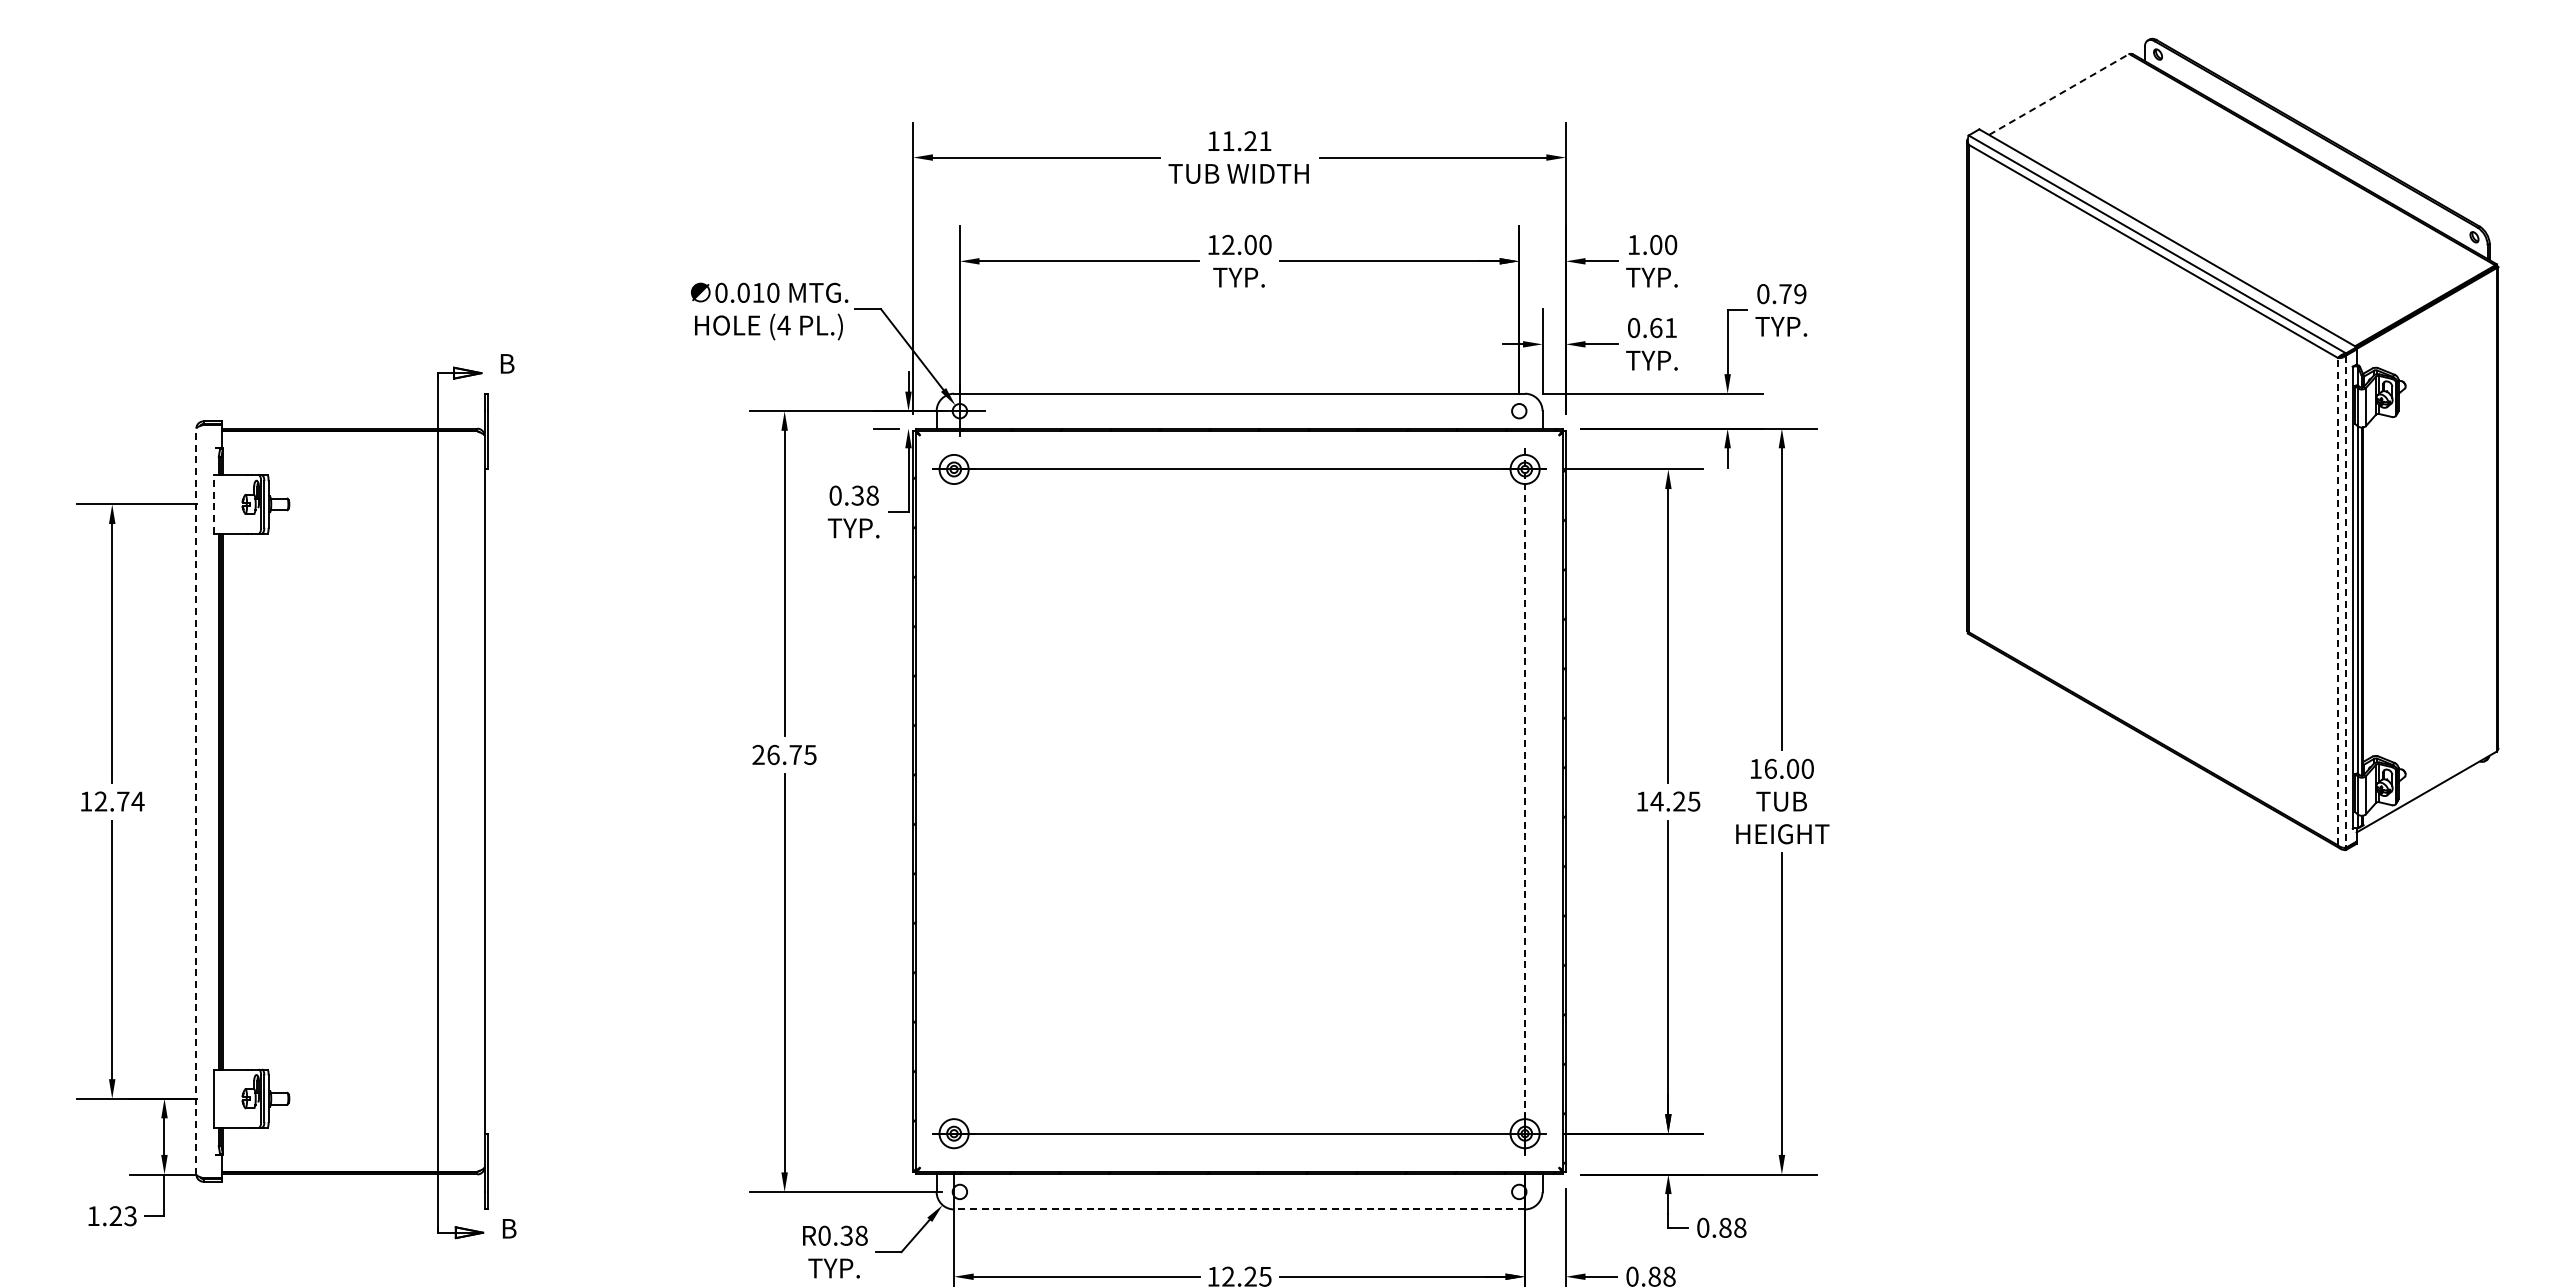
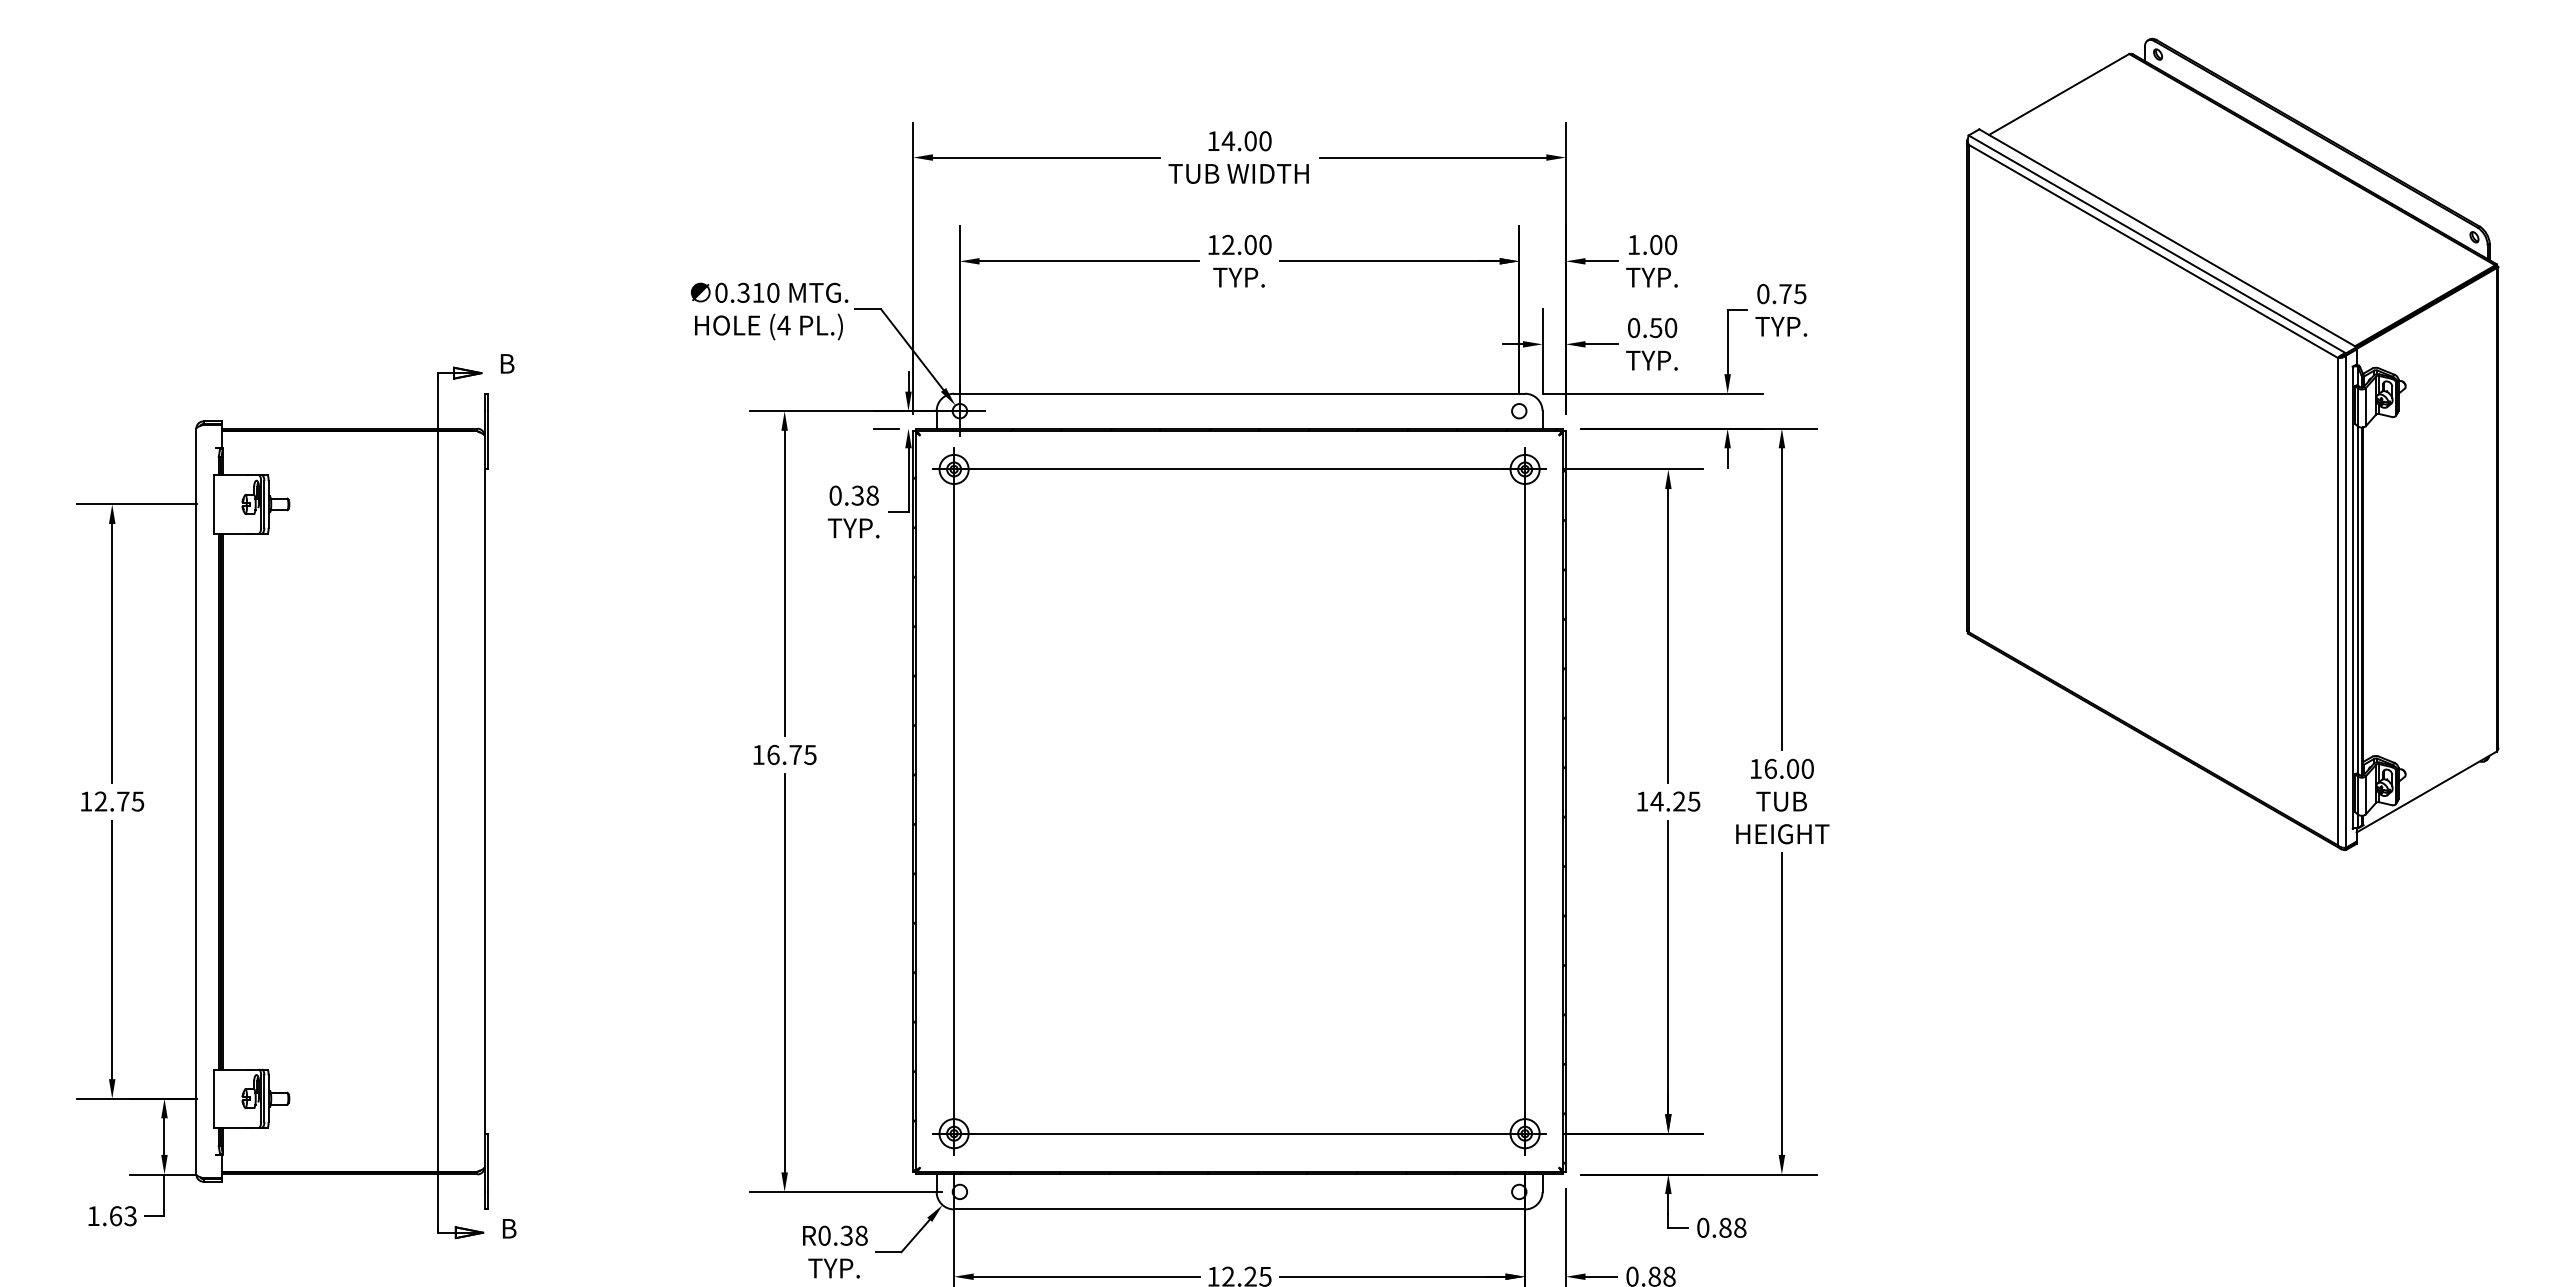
line: dashed -> solid (2059, 94)
text: 11.21 -> 14.00 (1246, 141)
text: 0.010 -> 0.310 (743, 292)
text: 0.79 -> 0.75 (1800, 293)
text: 0.61 -> 0.50 (1663, 328)
line: dashed -> solid (214, 503)
line: dashed -> solid (2337, 601)
line: dashed -> solid (2346, 602)
text: 26.75 -> 16.75 (758, 754)
text: 12.74 -> 12.75 (137, 801)
line: dashed -> solid (196, 801)
line: none -> present (954, 801)
line: dashed -> solid (1525, 802)
line: dashed -> solid (1239, 1209)
text: 1.23 -> 1.63 (115, 1216)
